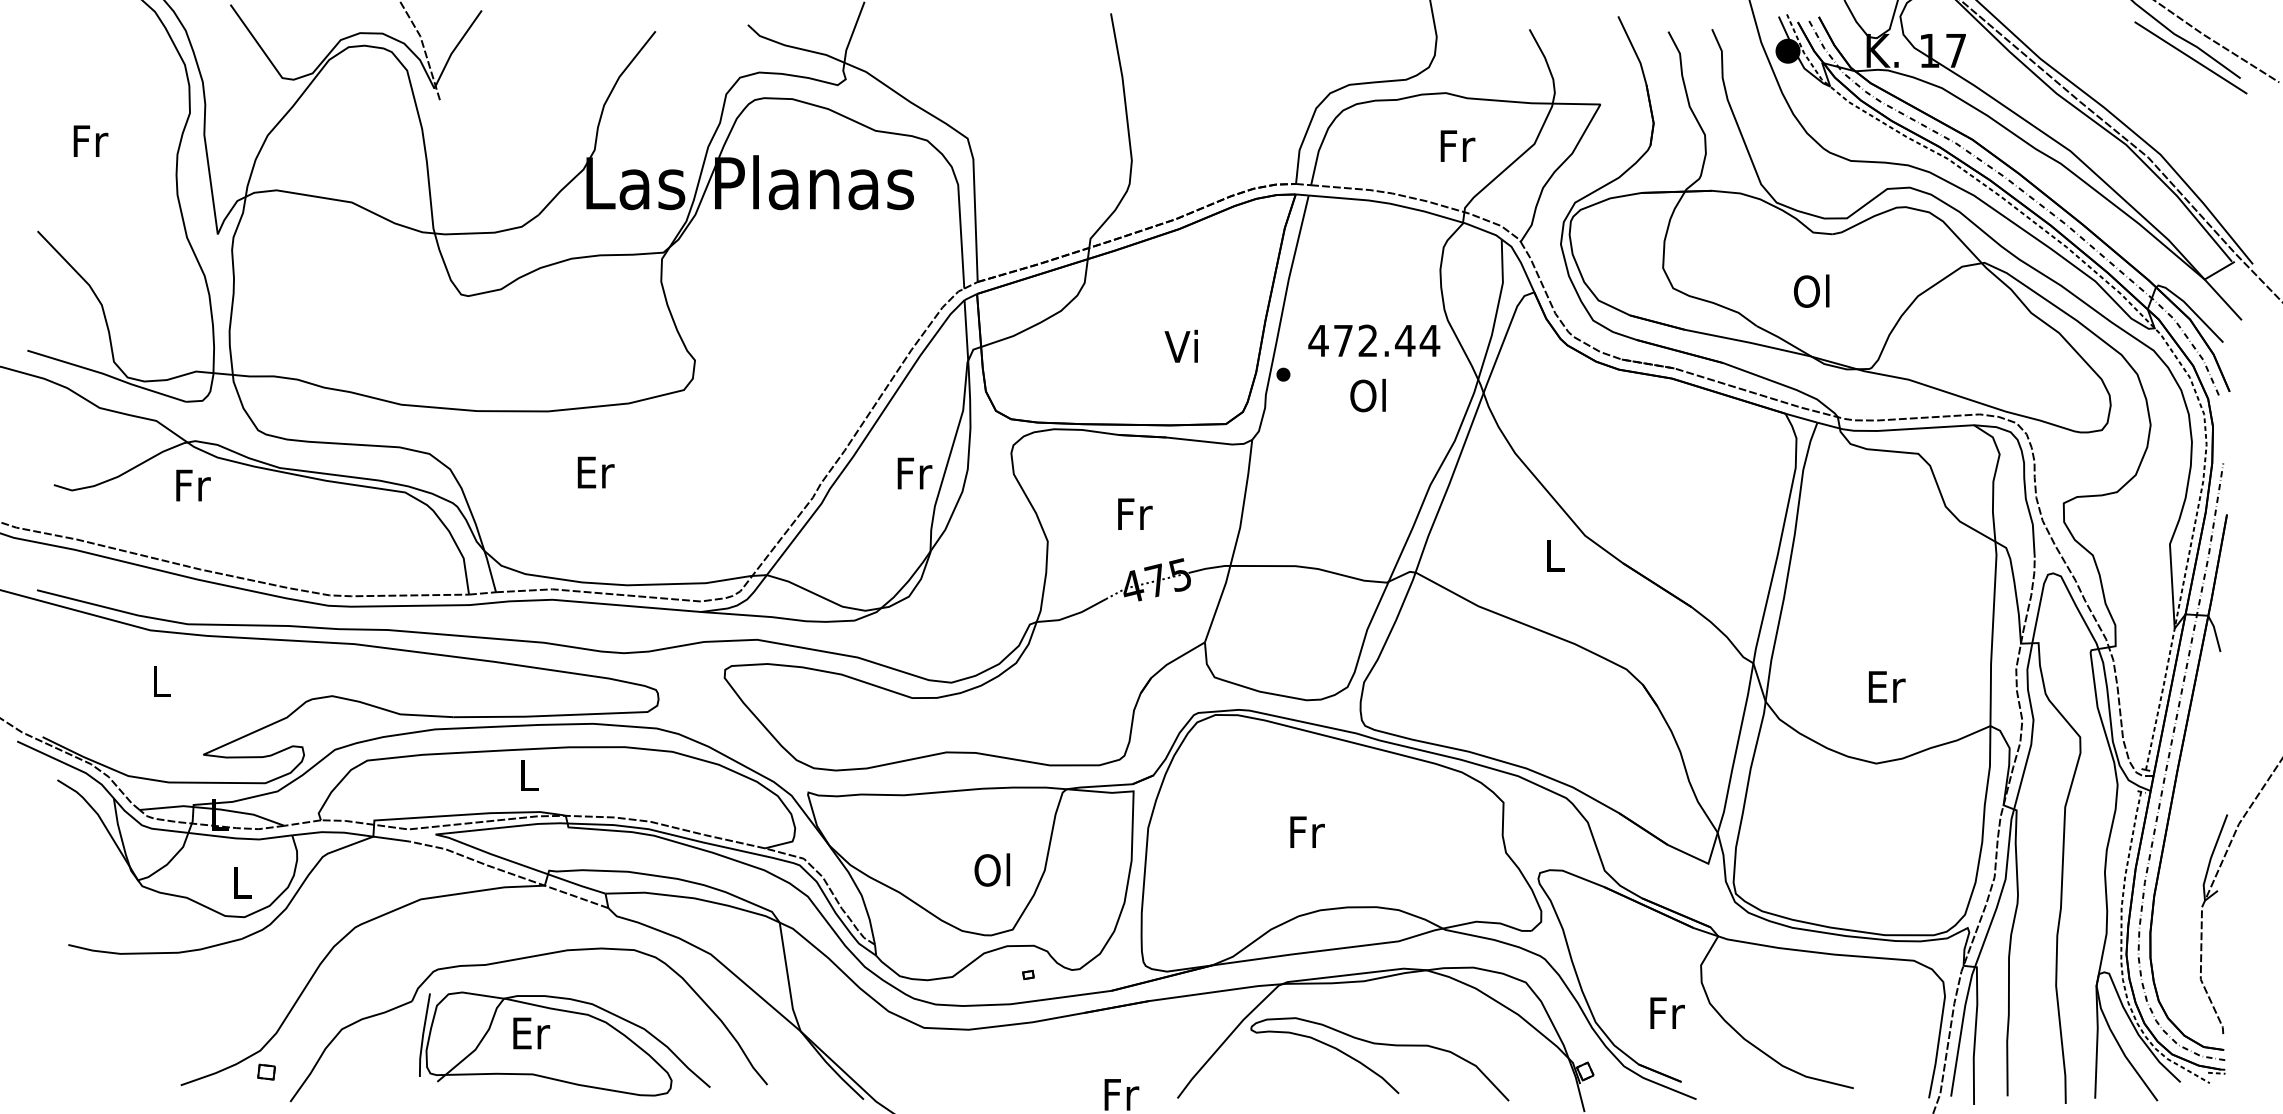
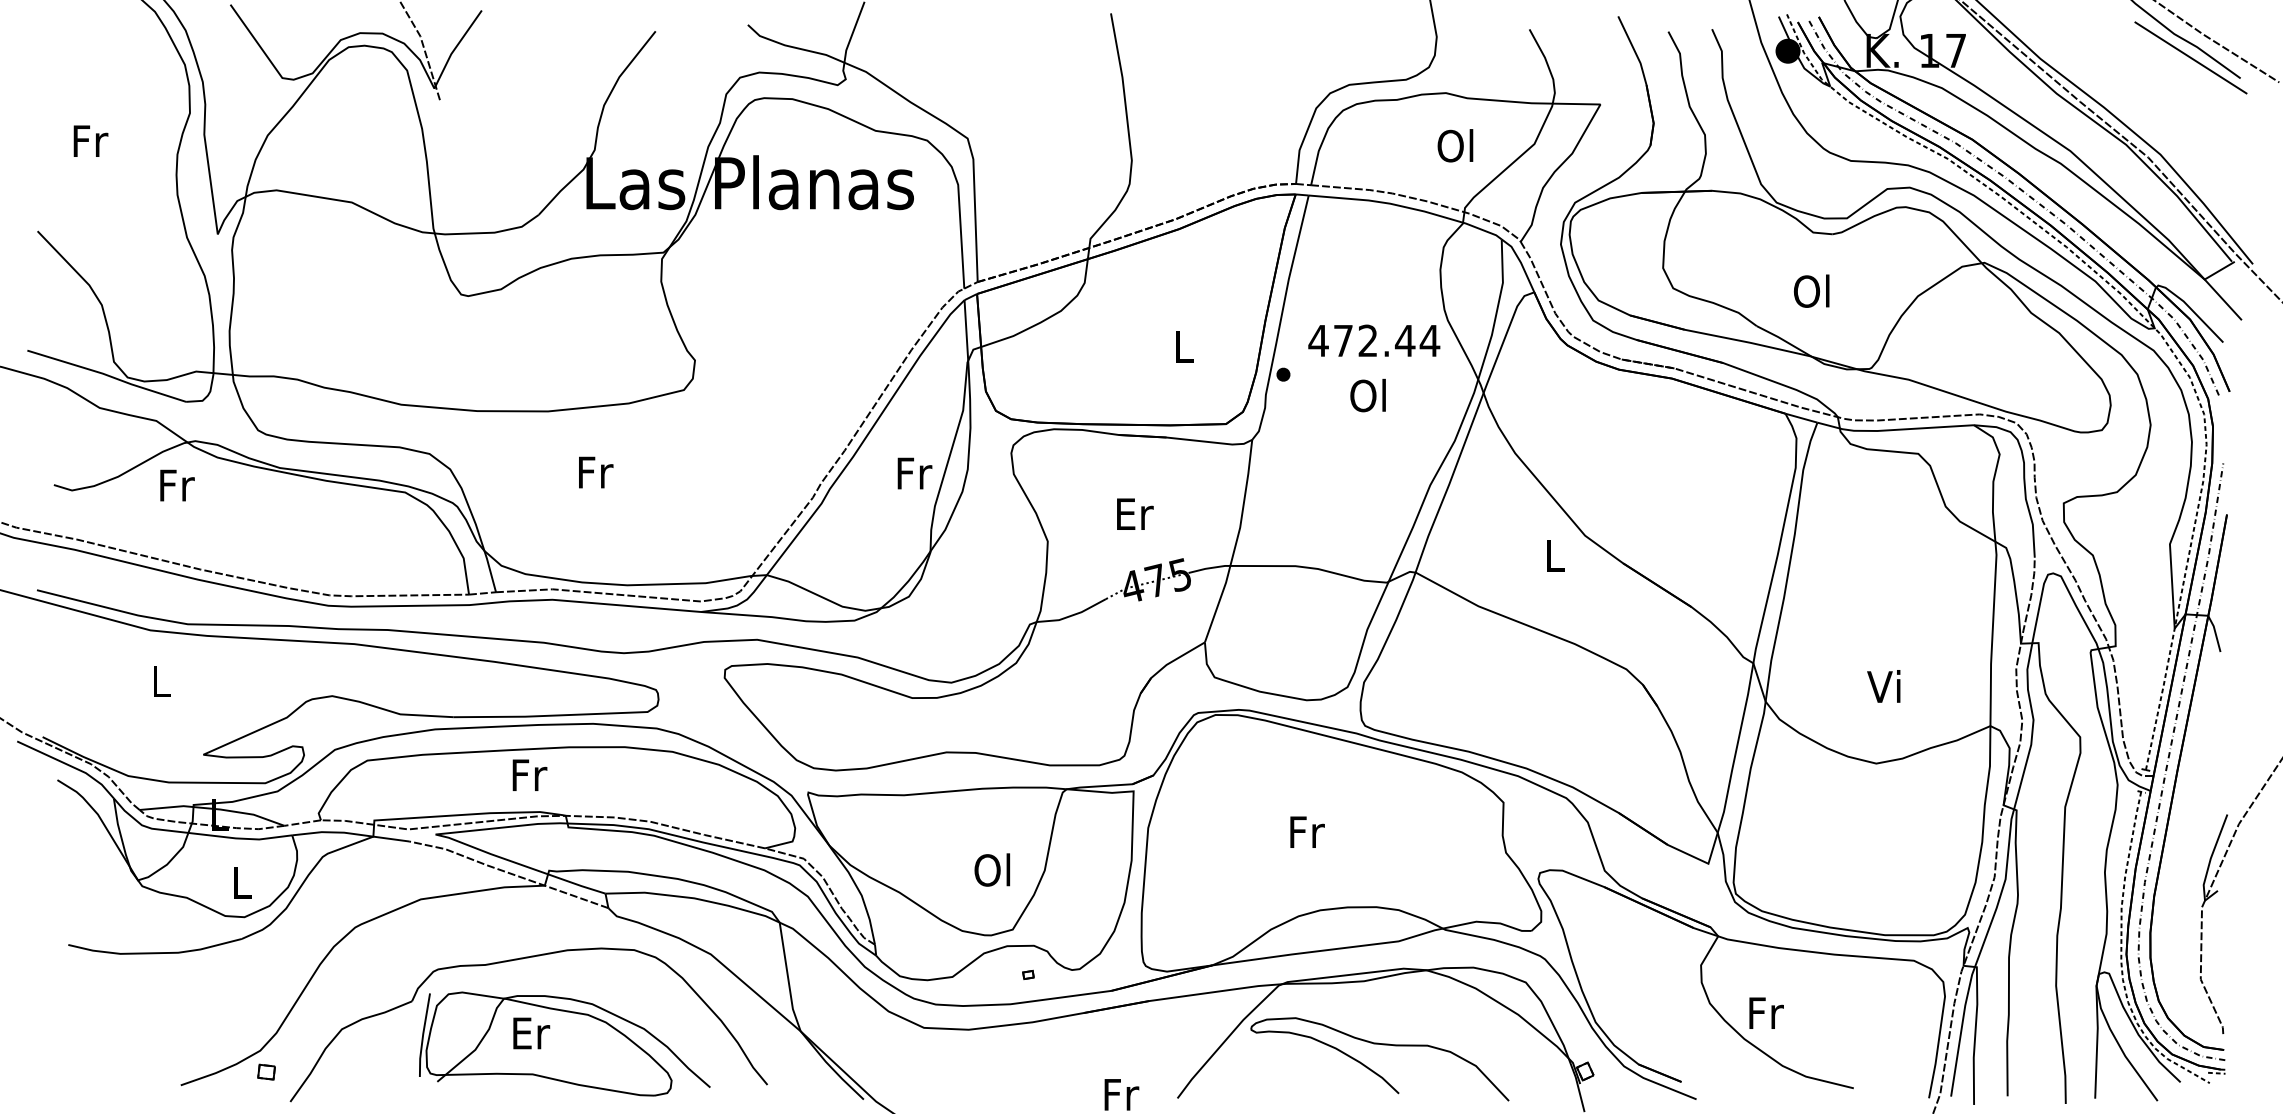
text: Fr -> Ol (1456, 145)
text: Vi -> L (1180, 345)
text: Er -> Fr (595, 472)
text position: (193, 485) -> (177, 485) (177, 485)
text: Fr -> Er (1135, 513)
text: Er -> Vi (1886, 686)
text: L -> Fr (529, 775)
text position: (1667, 1012) -> (1766, 1012) (1766, 1012)
